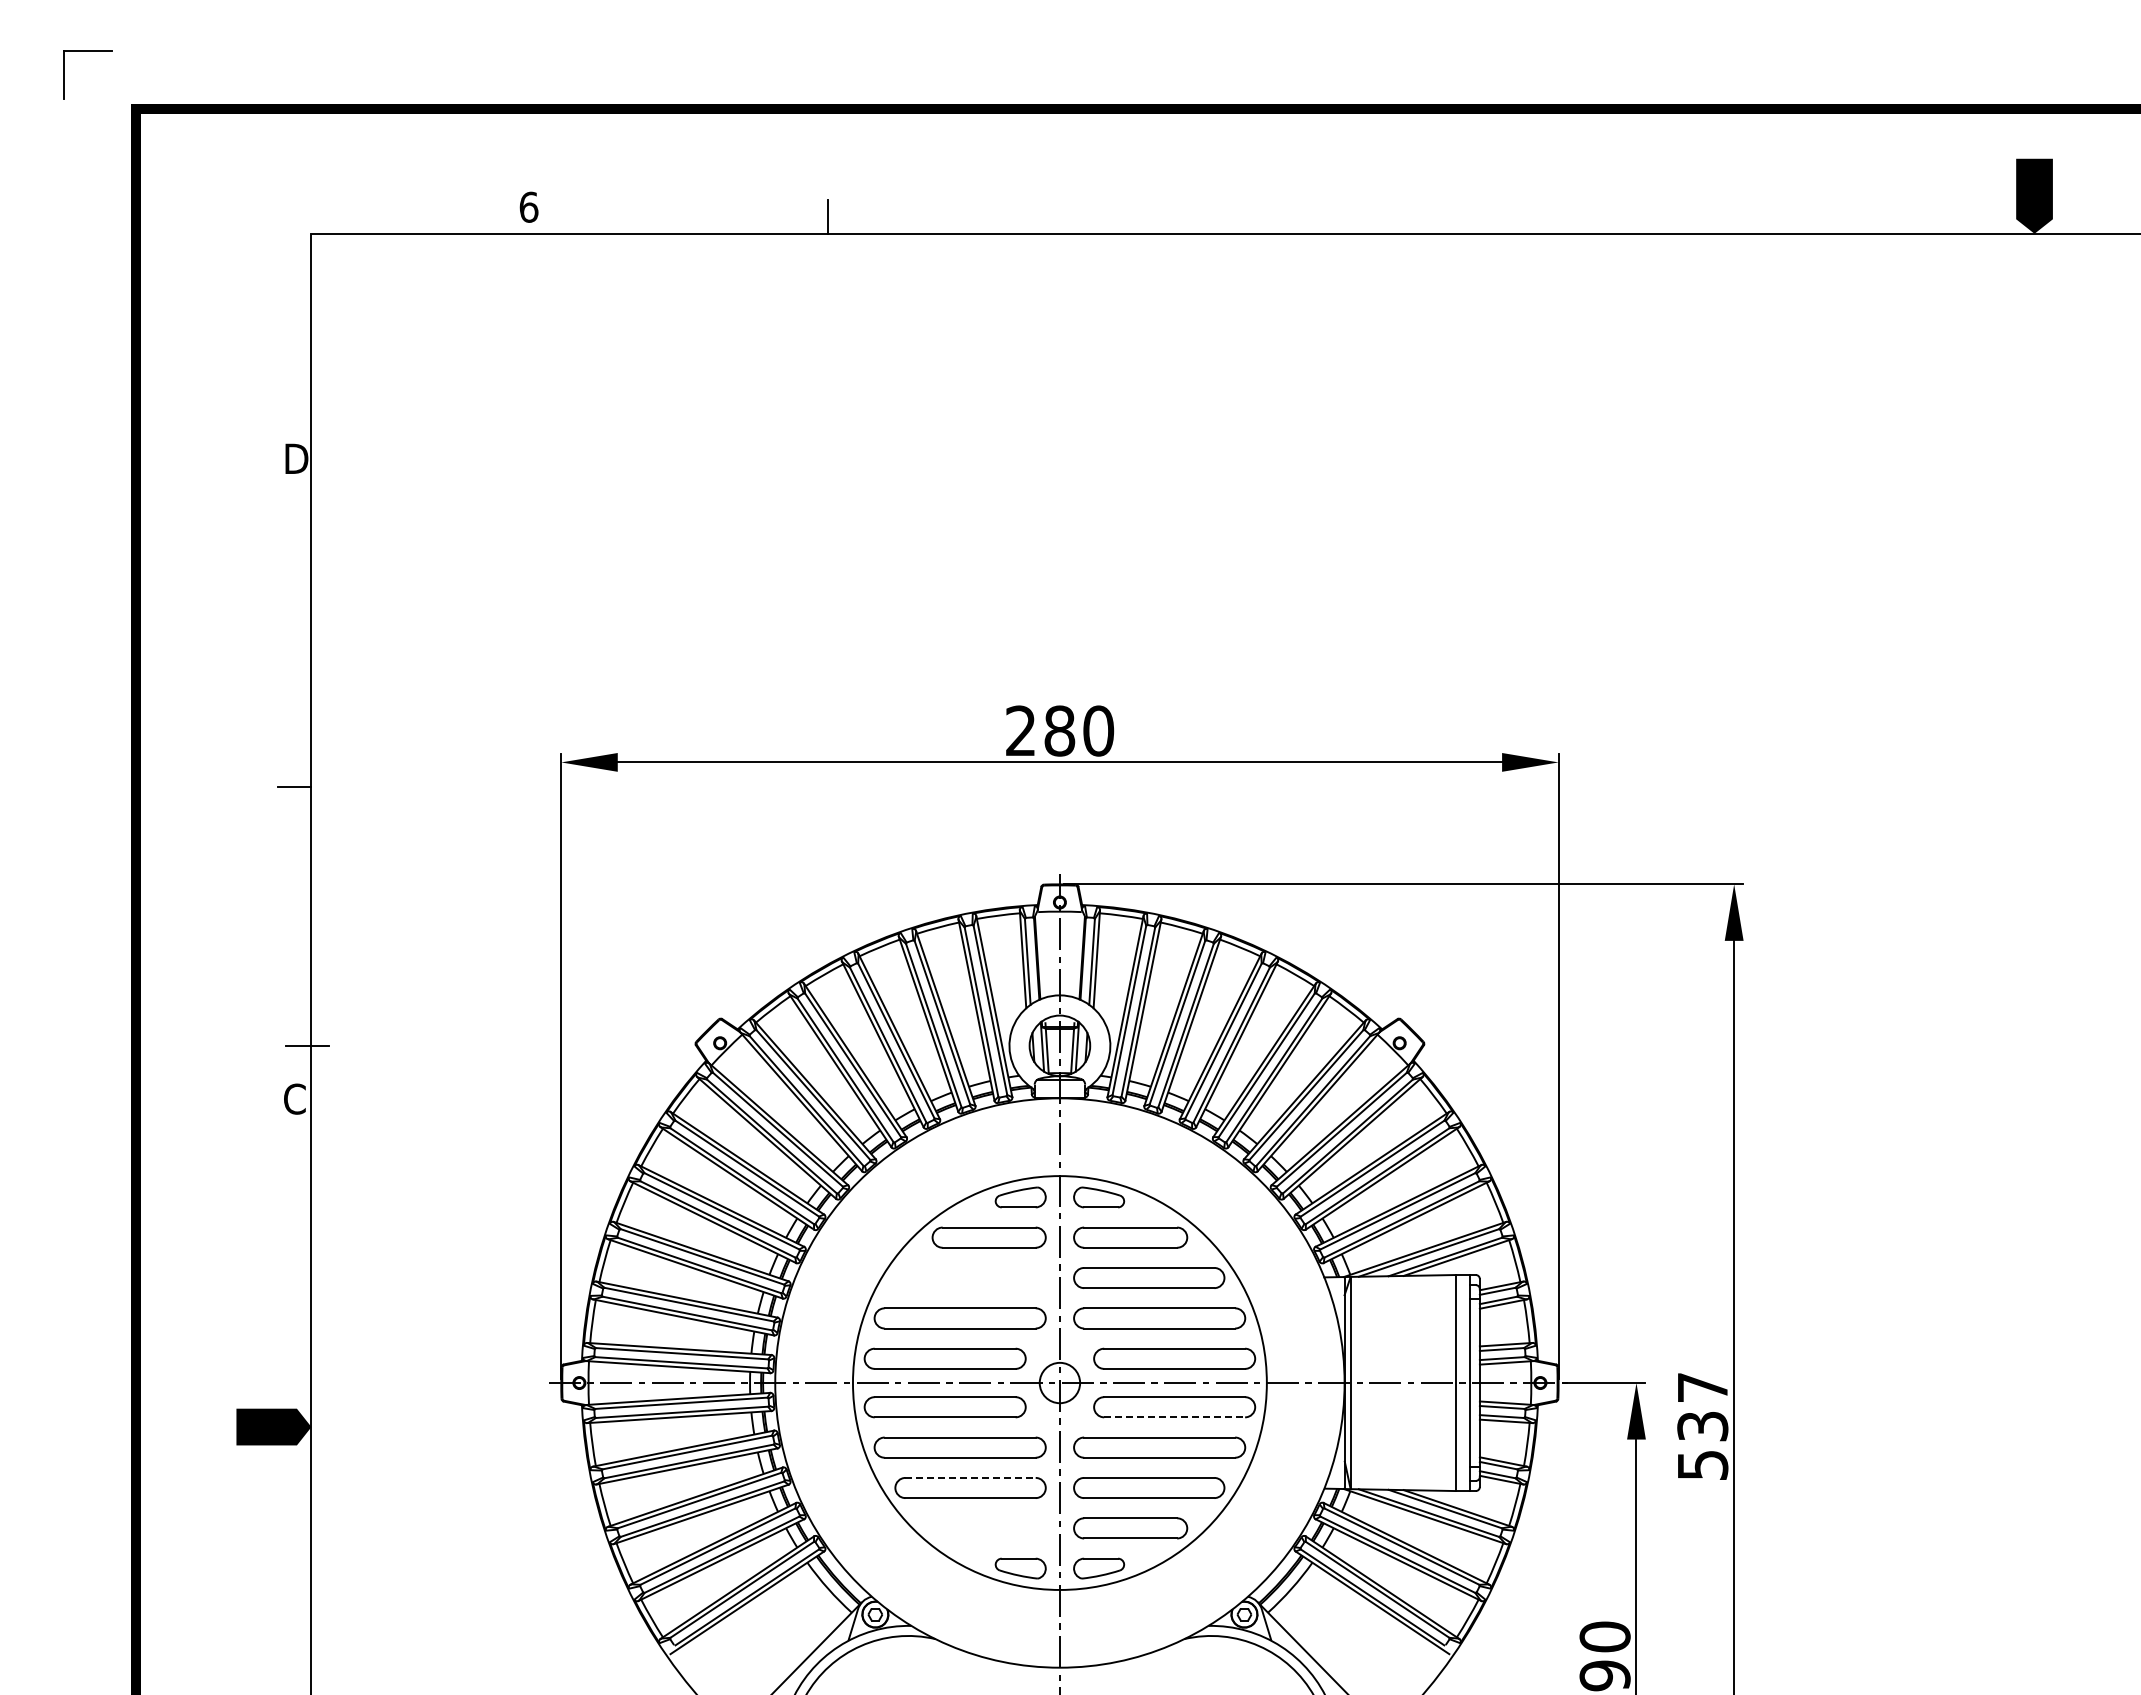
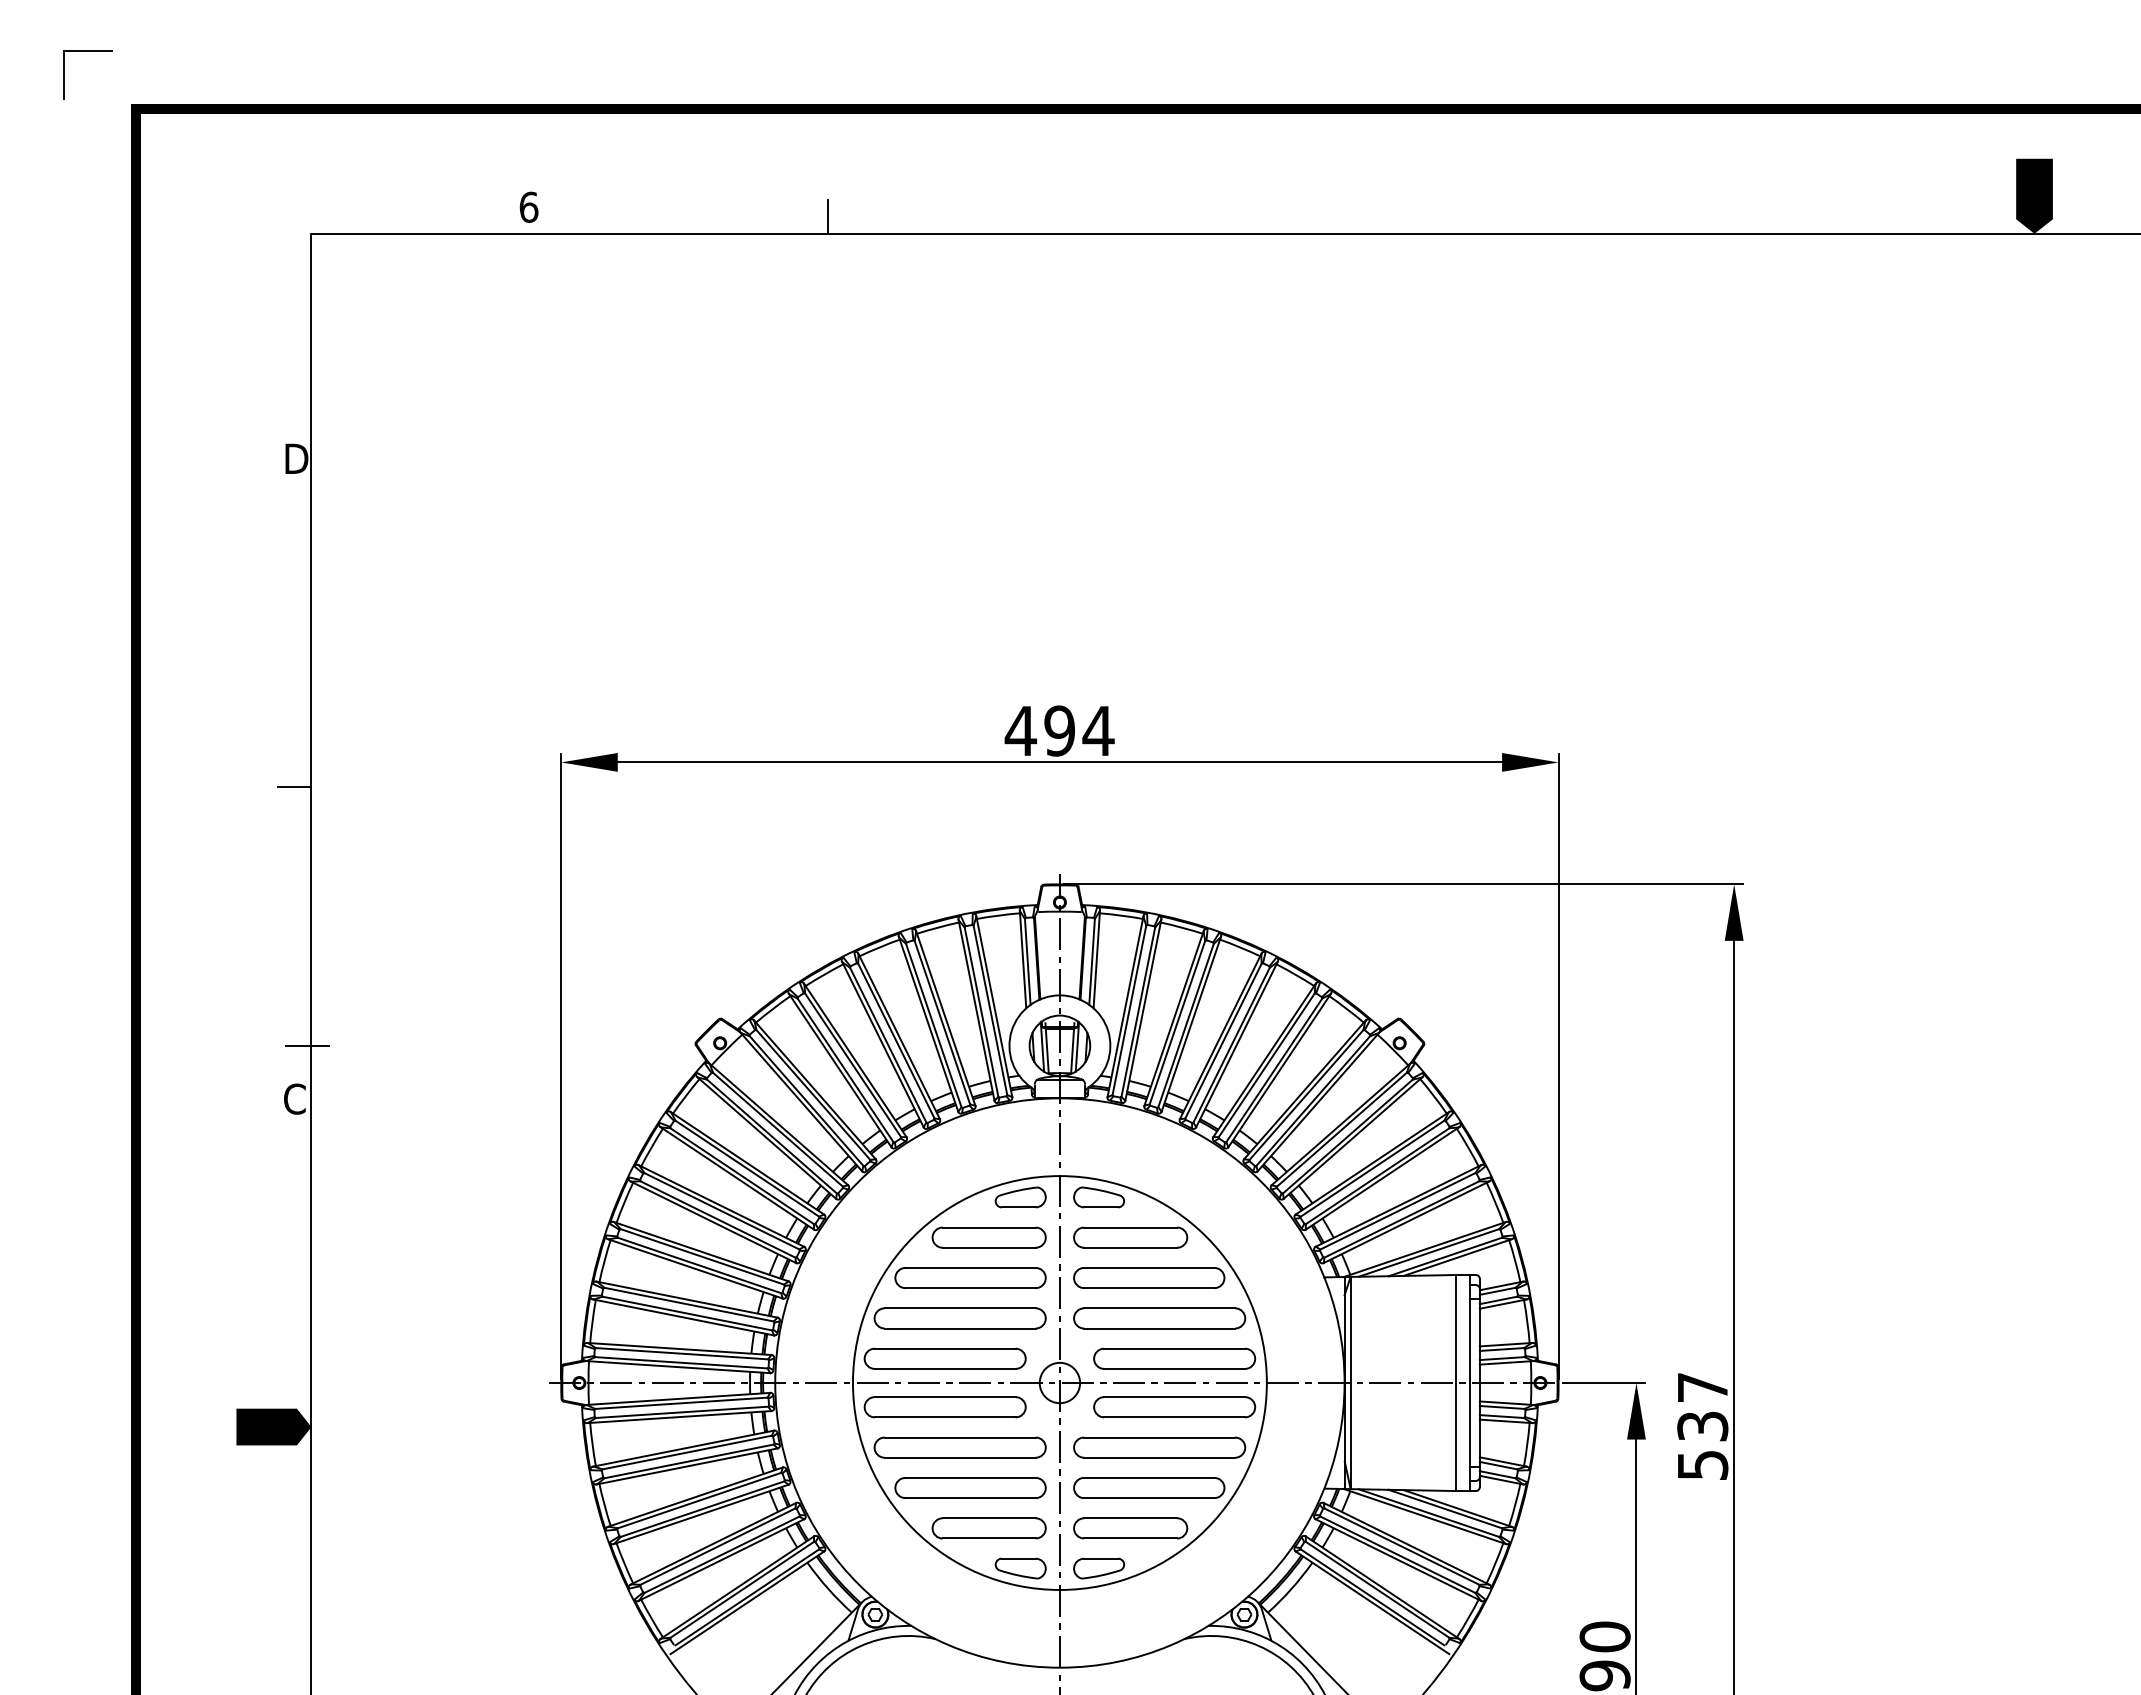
text: 280 -> 494 (1059, 730)
part: none -> present (970, 1277)
line: dashed -> solid (1175, 1417)
line: dashed -> solid (971, 1477)
part: none -> present (988, 1528)
